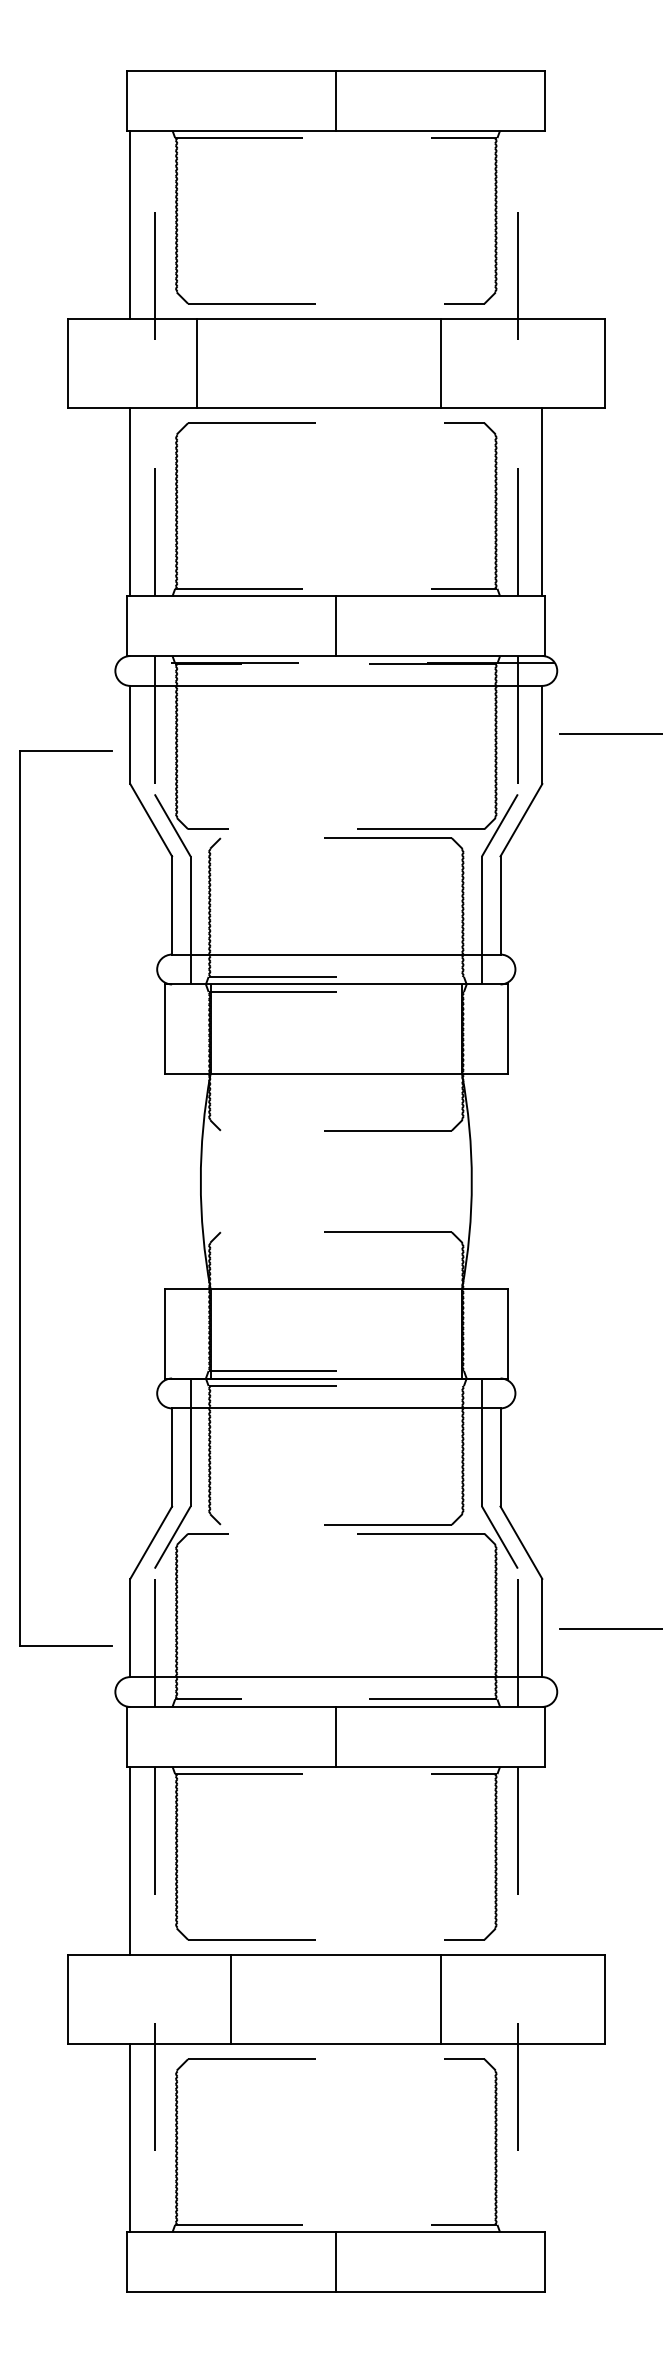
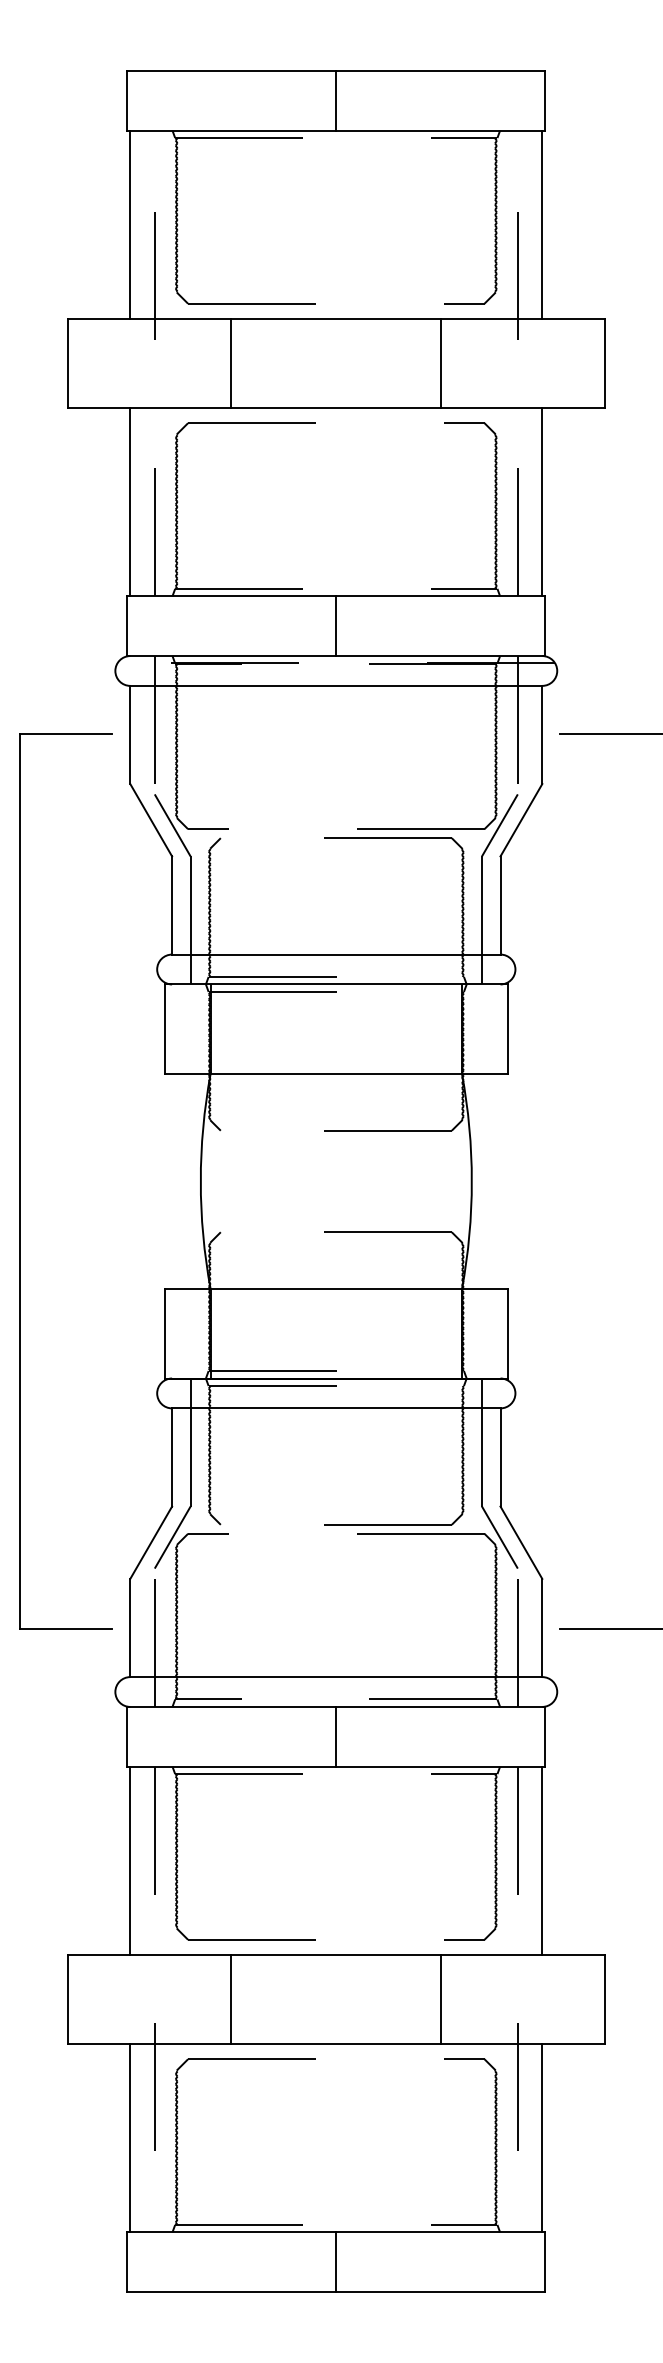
line: none -> present (542, 224)
line position: (197, 363) -> (231, 363) (231, 363)
part position: (20, 1198) -> (20, 1181) (20, 1181)
line: none -> present (542, 1860)
line: none -> present (542, 2138)
